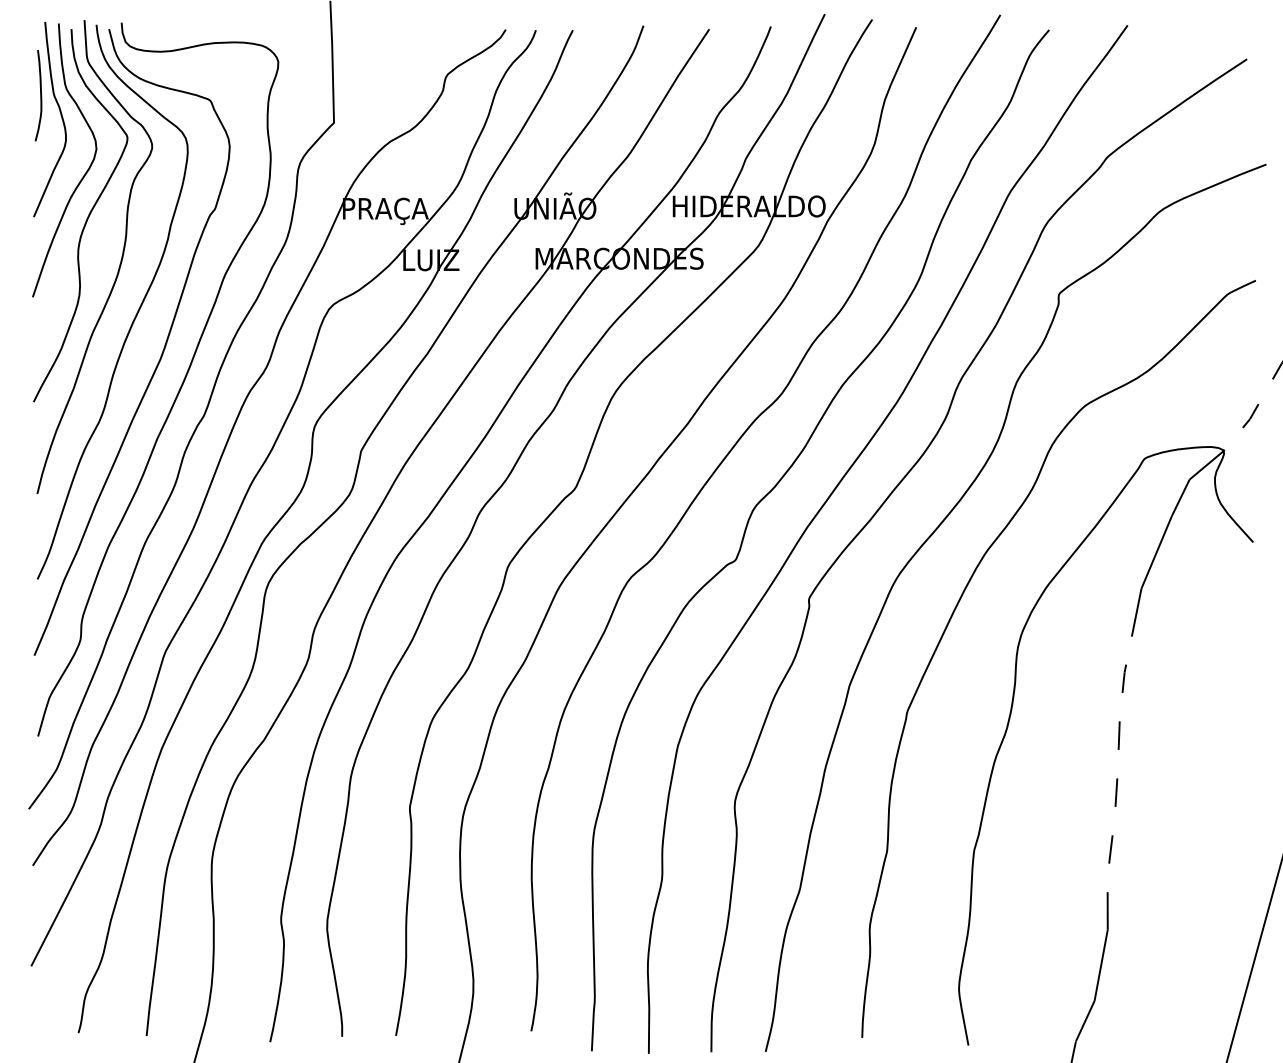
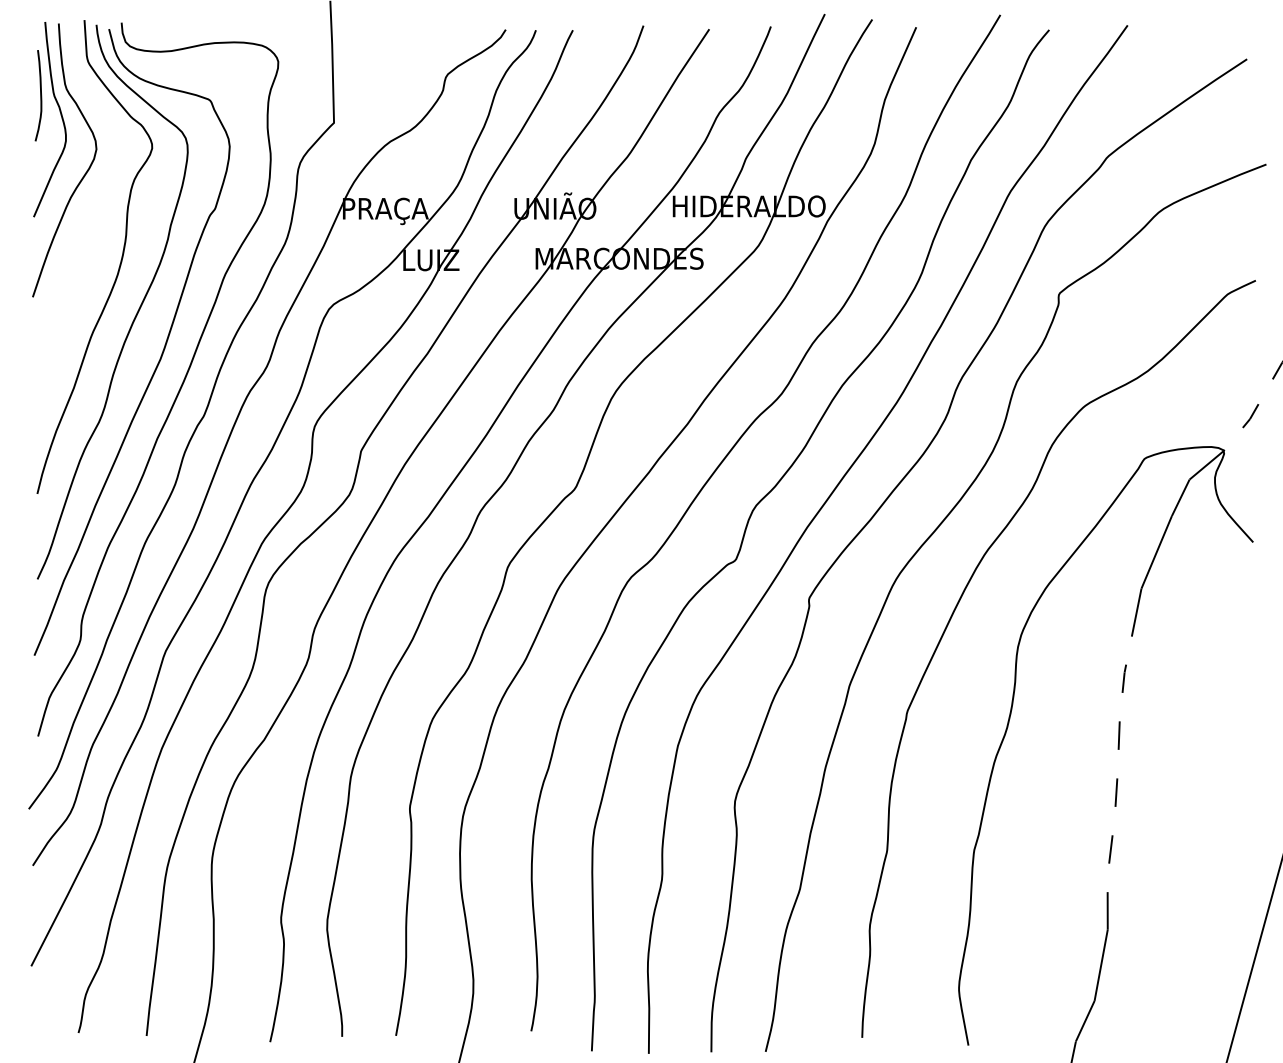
curve: present -> none (86, 218)
